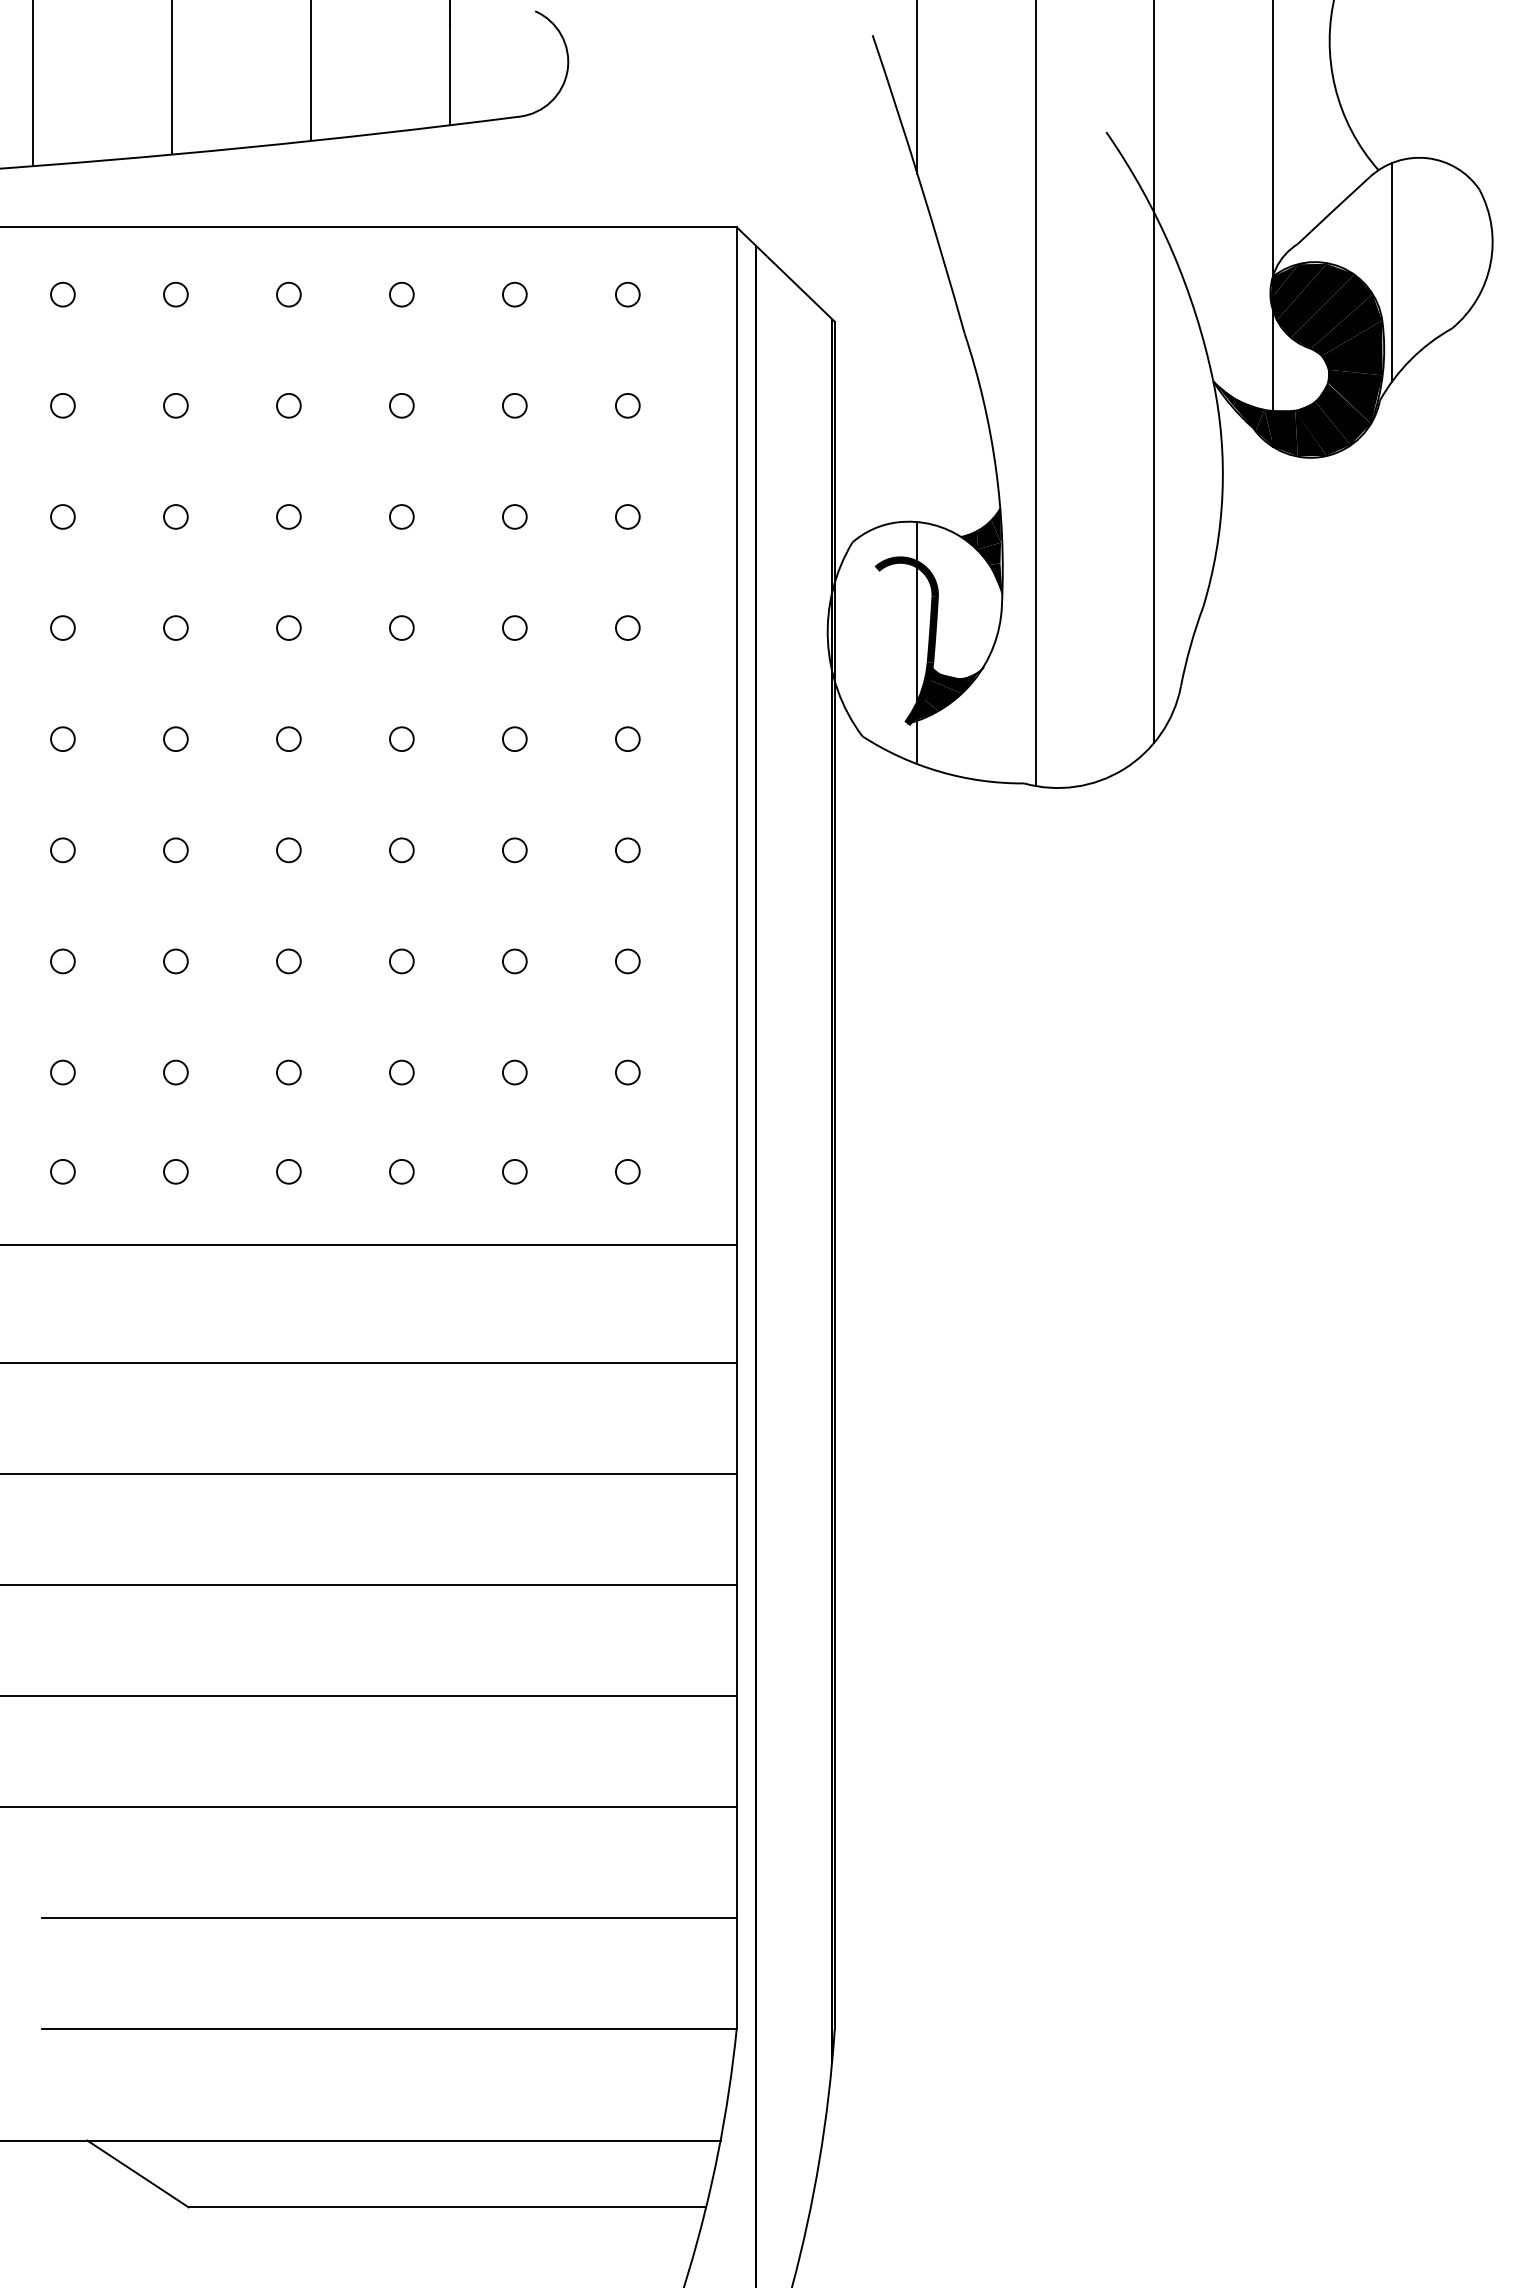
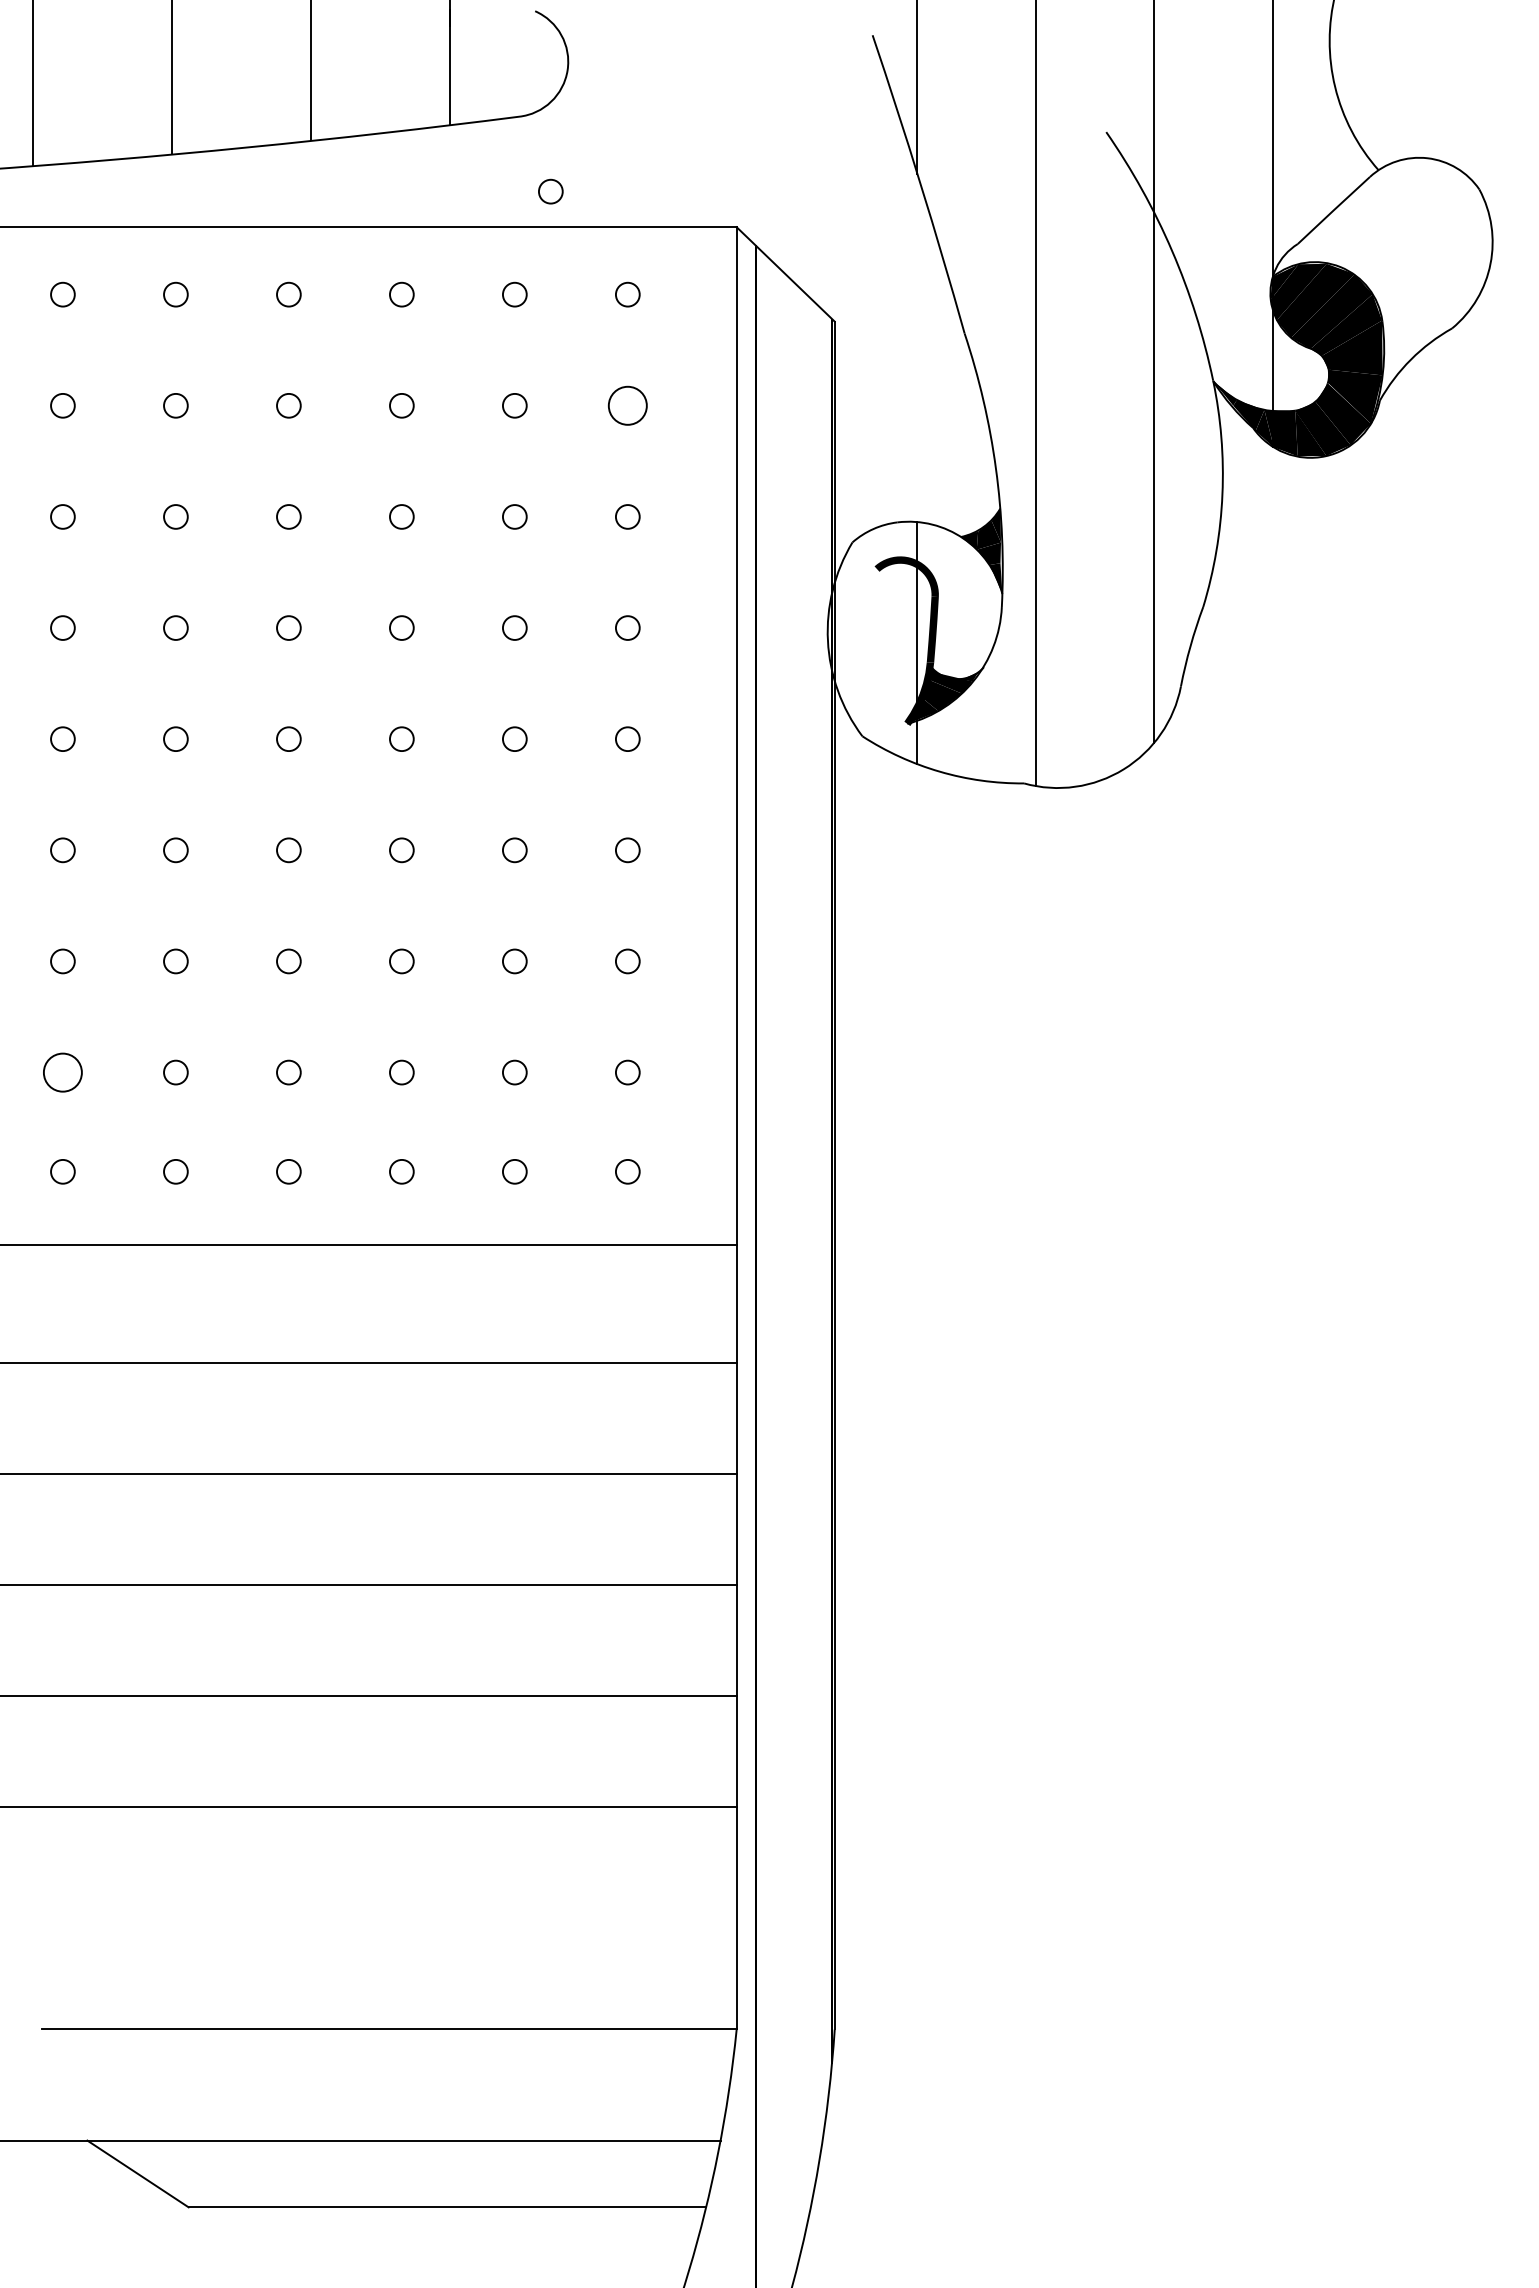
circle: none -> present (550, 191)
line: present -> none (1391, 272)
circle diameter: 24 px -> 38 px (627, 405)
circle size: 26x27 px -> 40x41 px (62, 1072)
line: present -> none (388, 1918)
